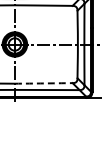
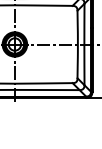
arc: dashed -> solid (43, 83)
